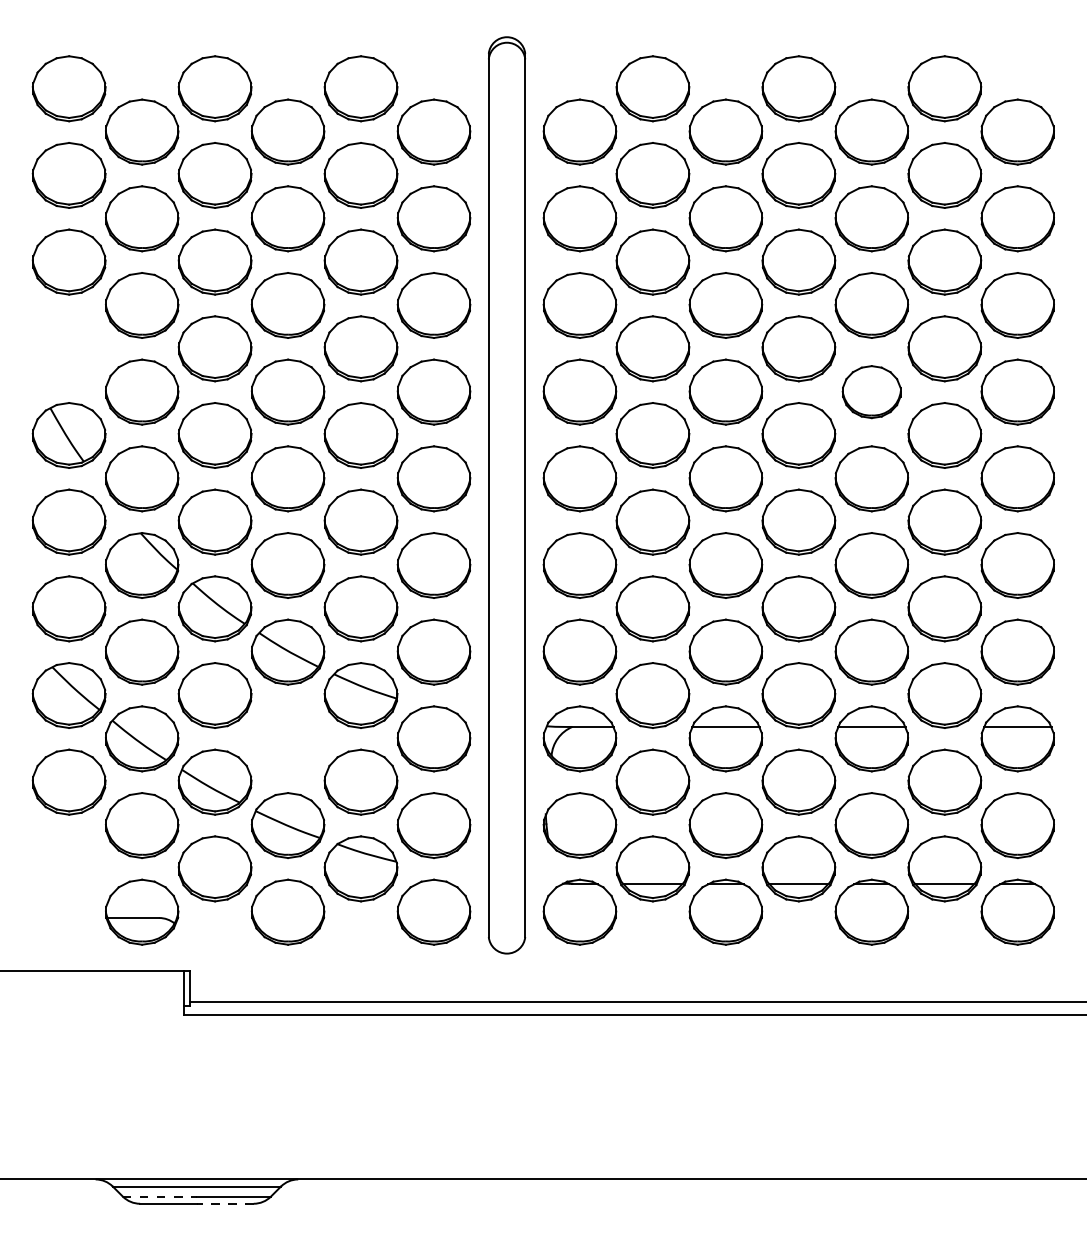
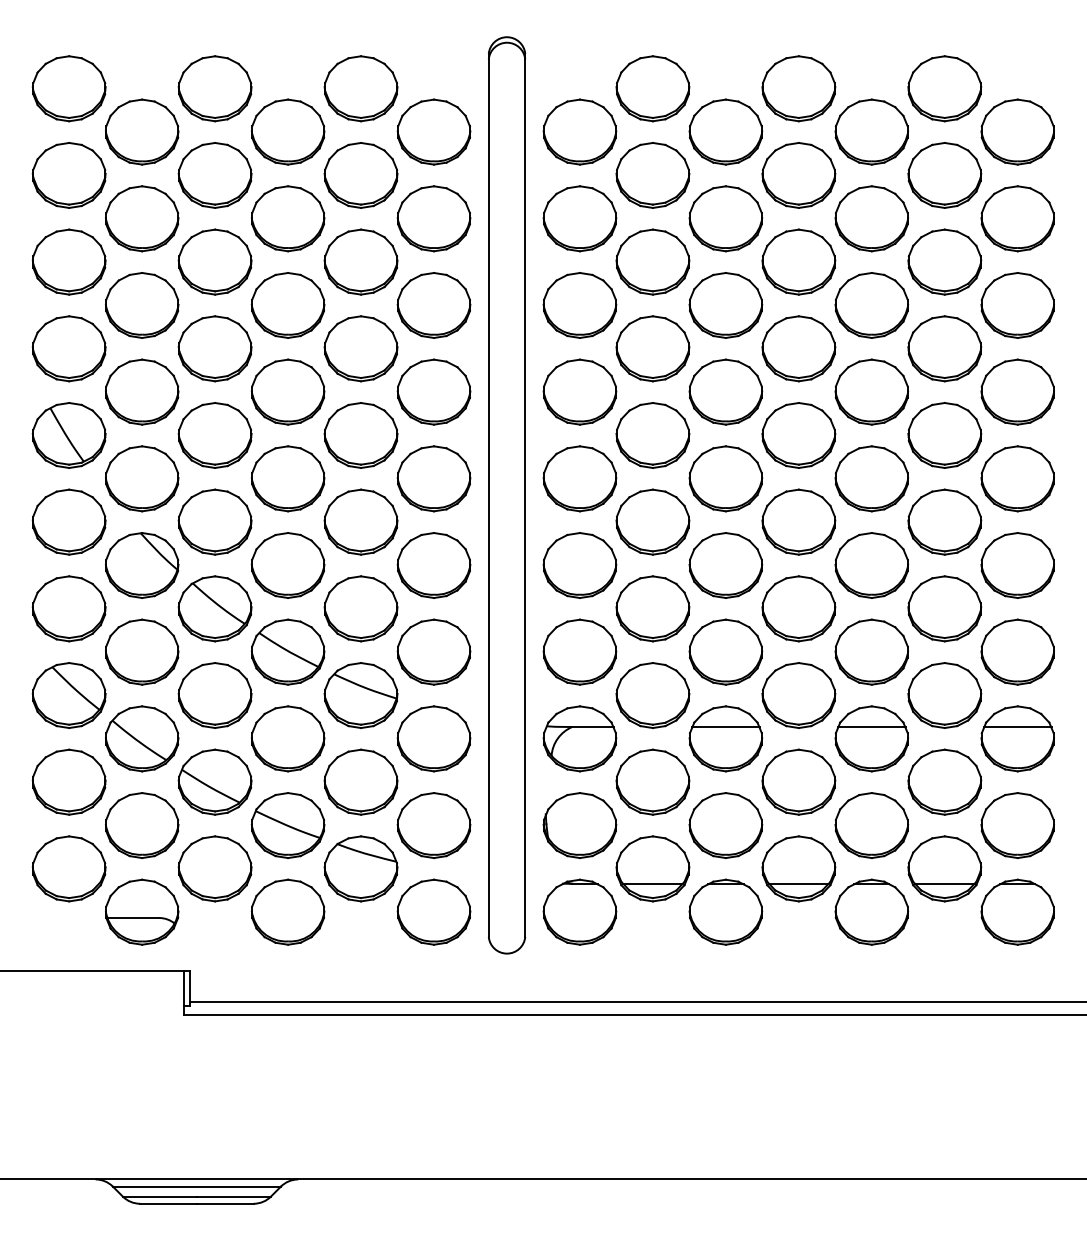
part: none -> present (68, 348)
part size: 61x55 px -> 75x68 px (871, 391)
part: none -> present (287, 738)
part: none -> present (68, 868)
line: dashed -> solid (160, 1196)
line: dashed -> solid (224, 1203)
